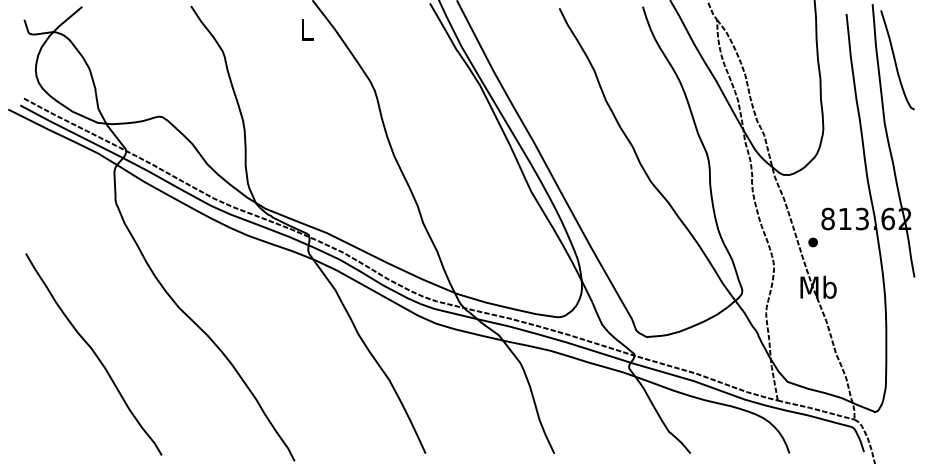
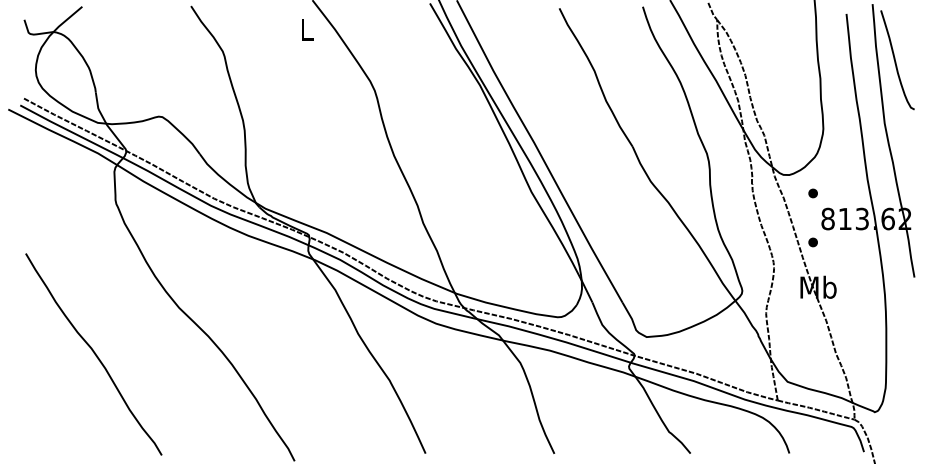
part: none -> present (812, 193)
